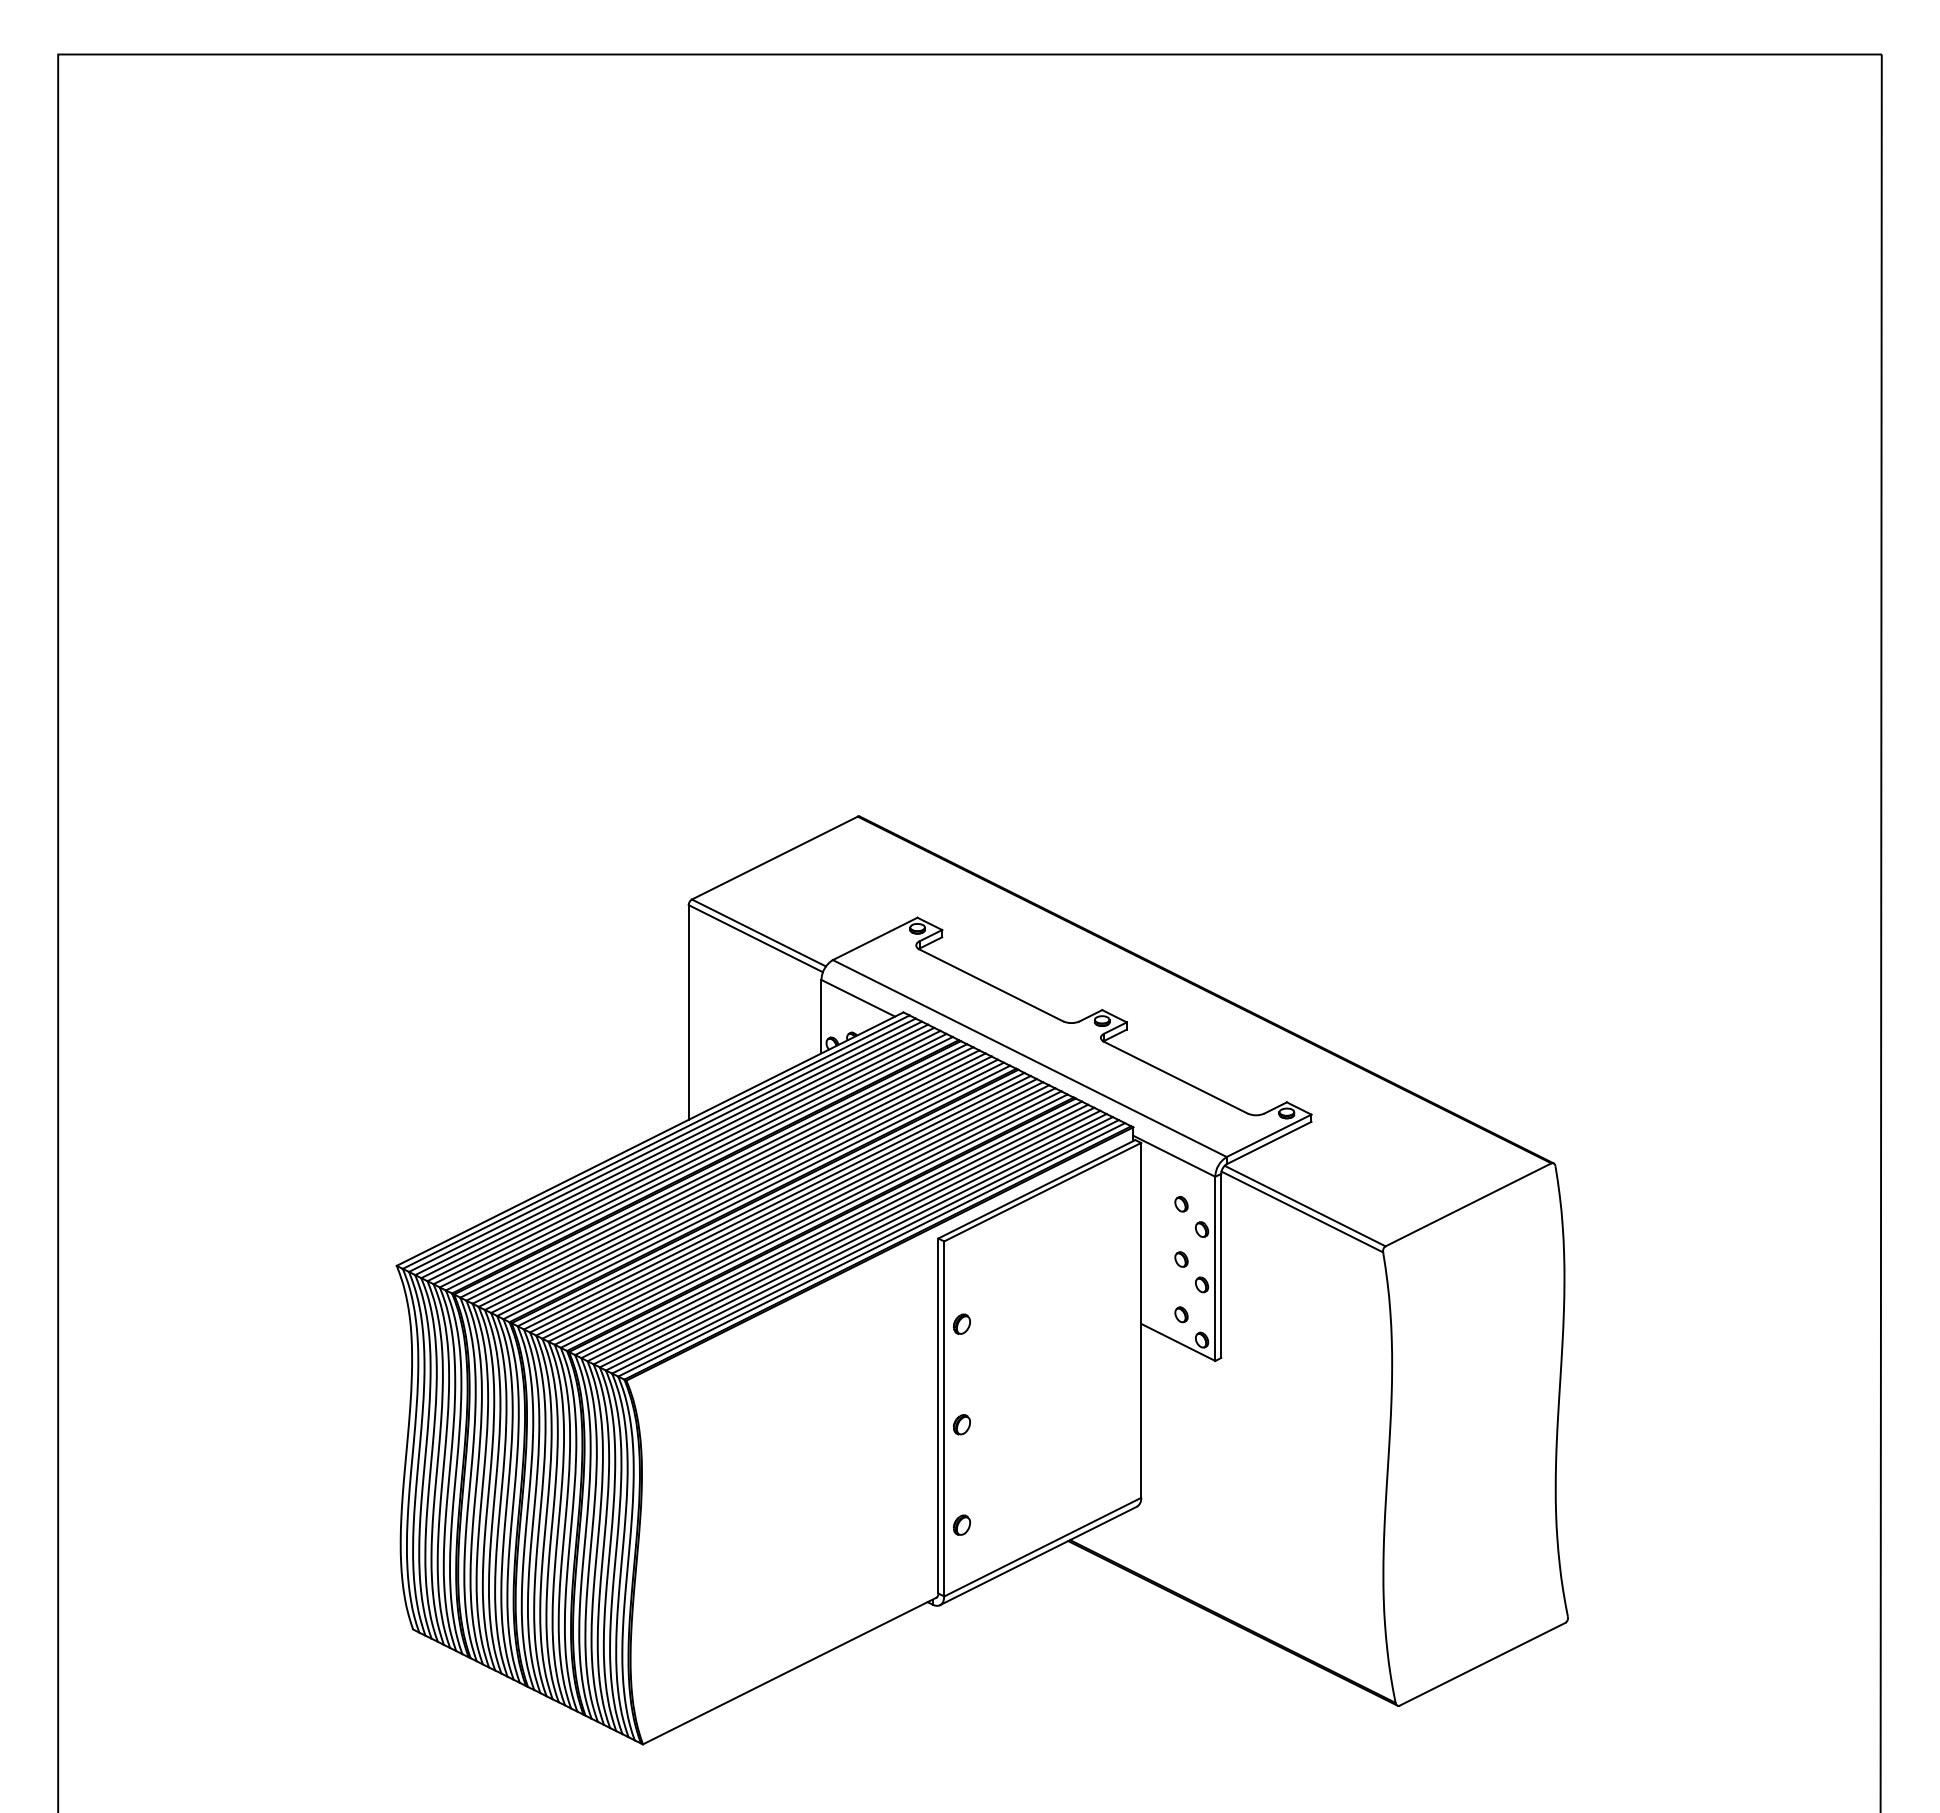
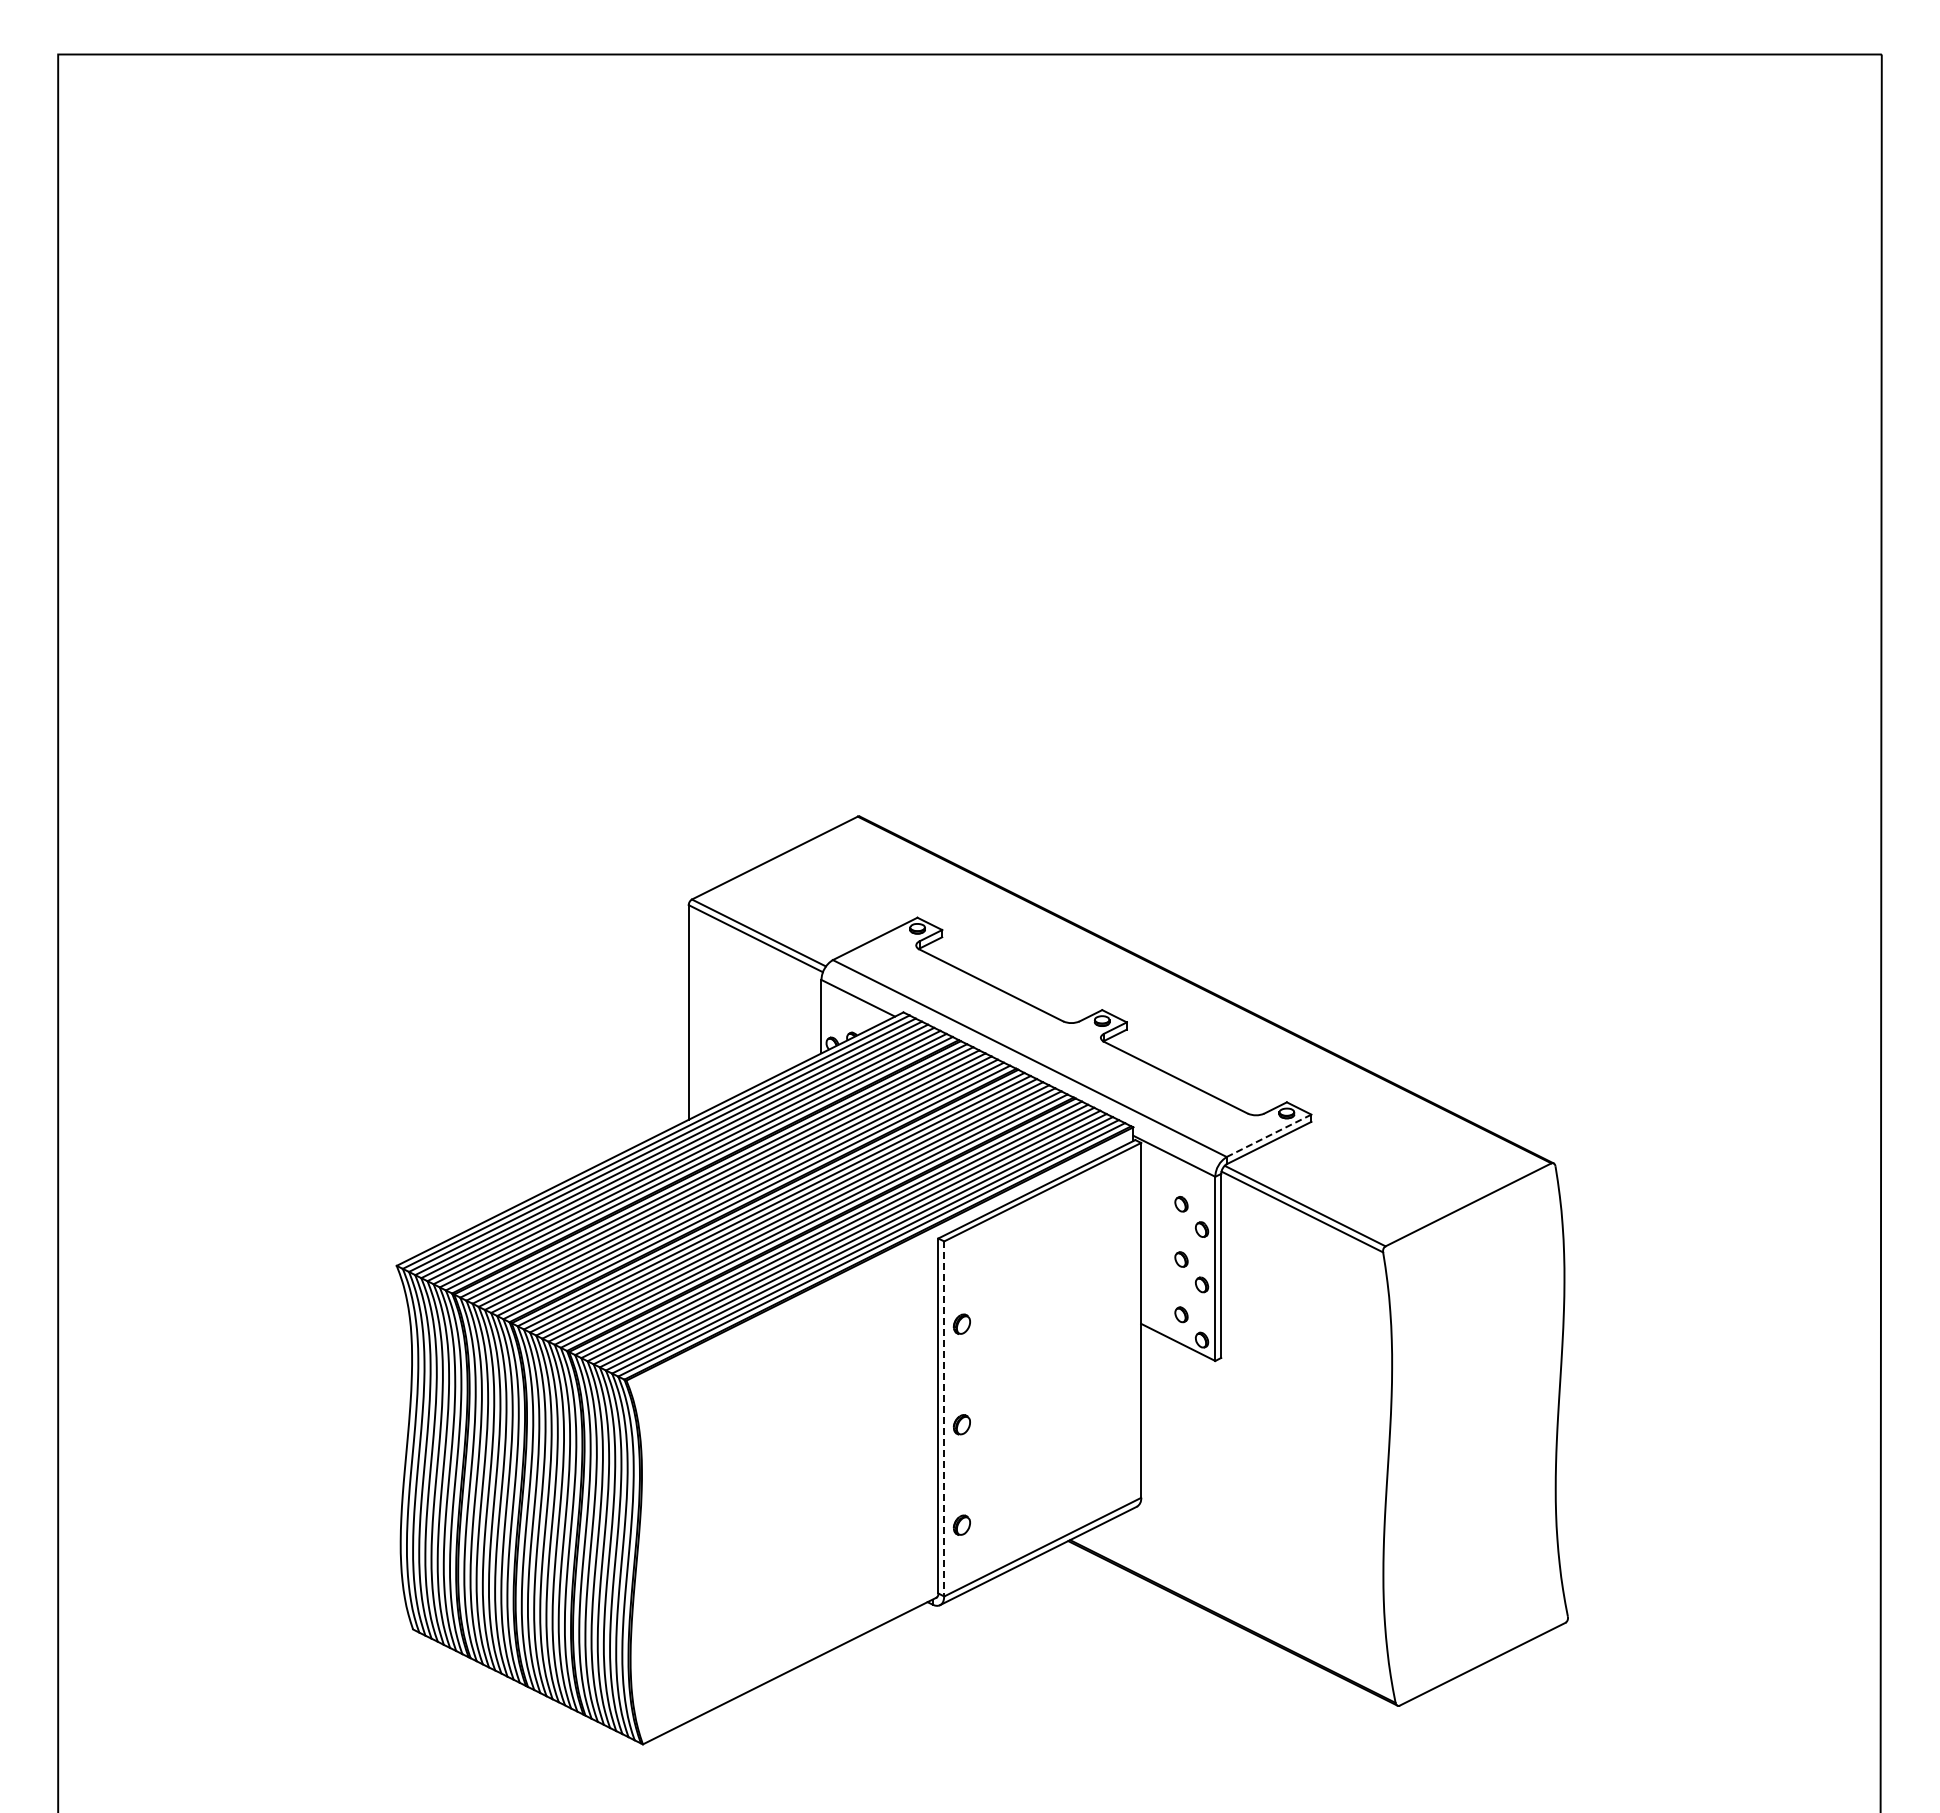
line: solid -> dashed (1268, 1136)
line: solid -> dashed (944, 1418)
